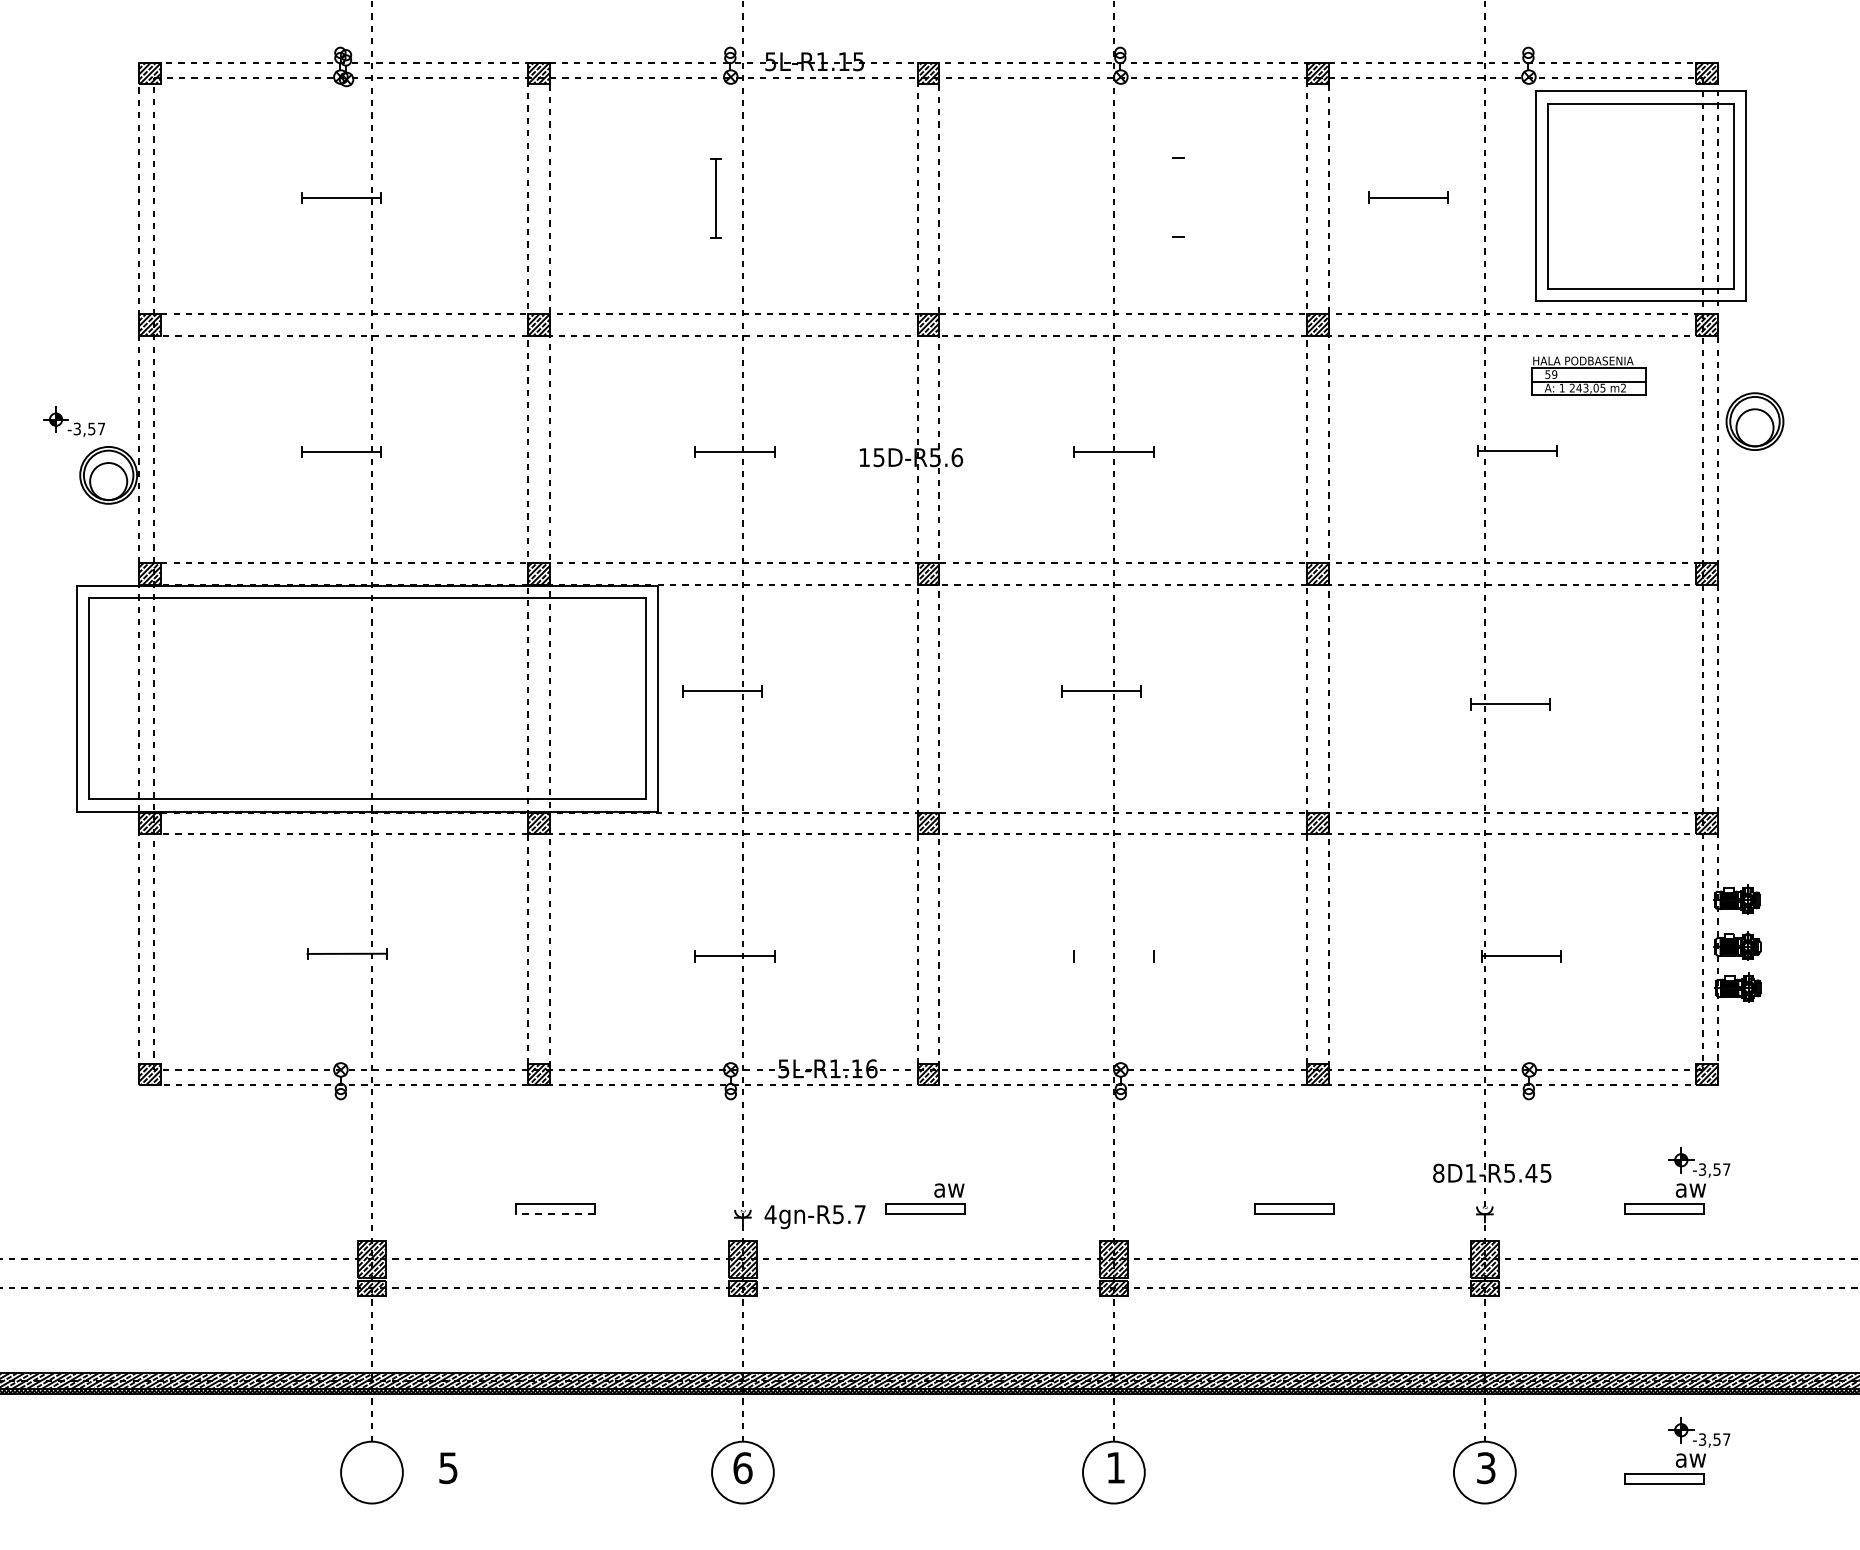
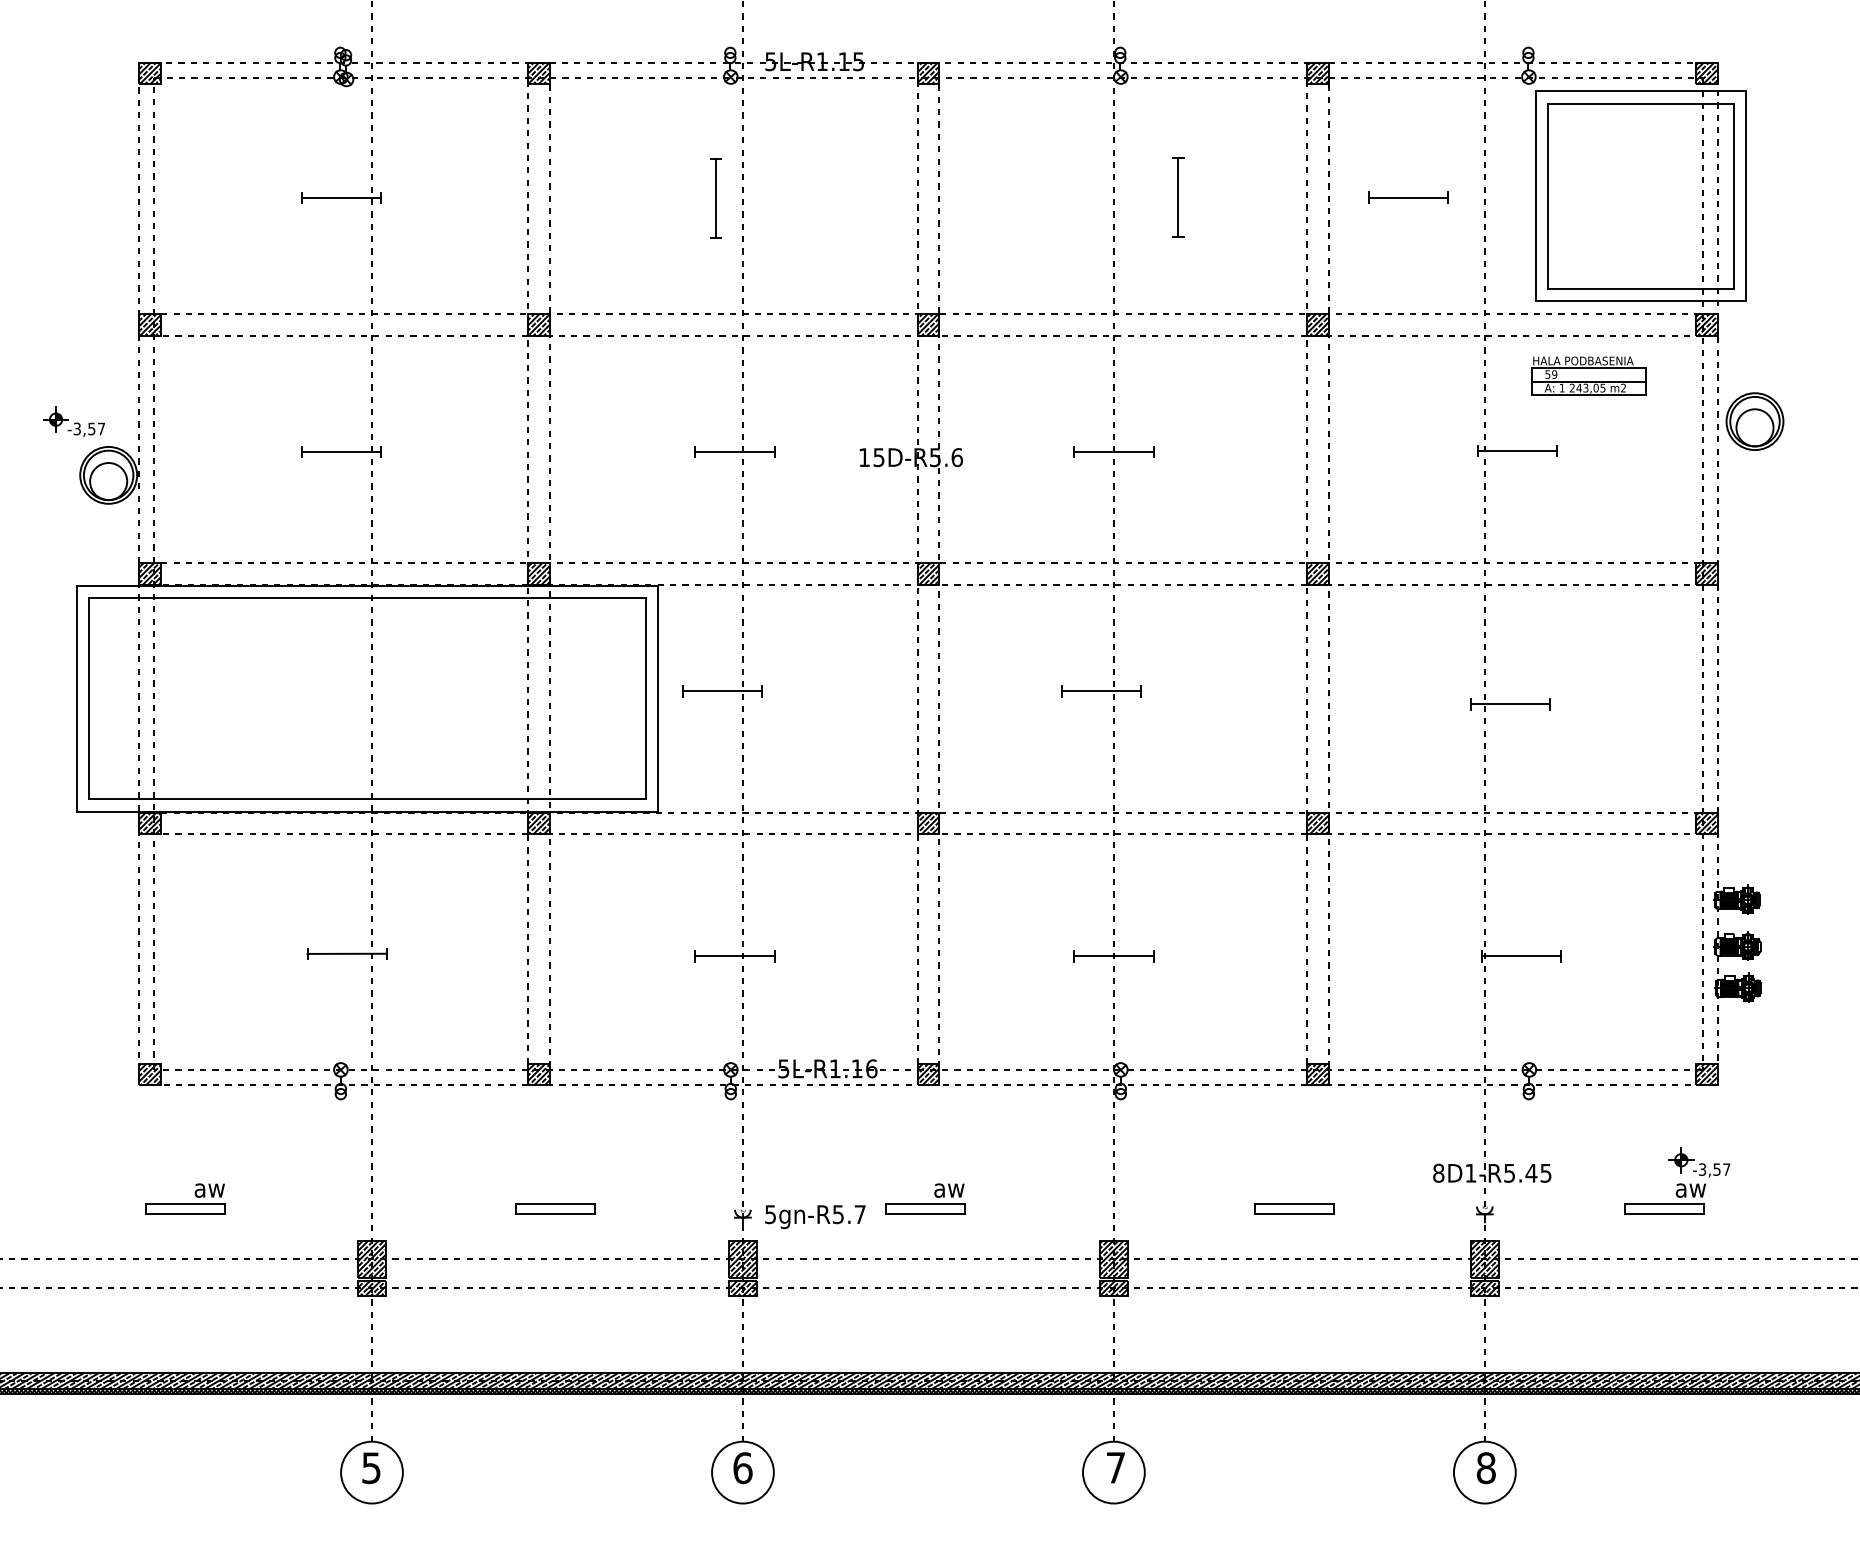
line: none -> present (1178, 197)
line: none -> present (1113, 956)
part: none -> present (185, 1198)
line: dashed -> solid (555, 1214)
text: 4gn-R5.7 -> 5gn-R5.7 (770, 1214)
part: present -> none (1677, 1450)
text: 1 -> 7 (1115, 1467)
text position: (448, 1468) -> (371, 1468) (371, 1468)
text: 3 -> 8 (1485, 1468)
